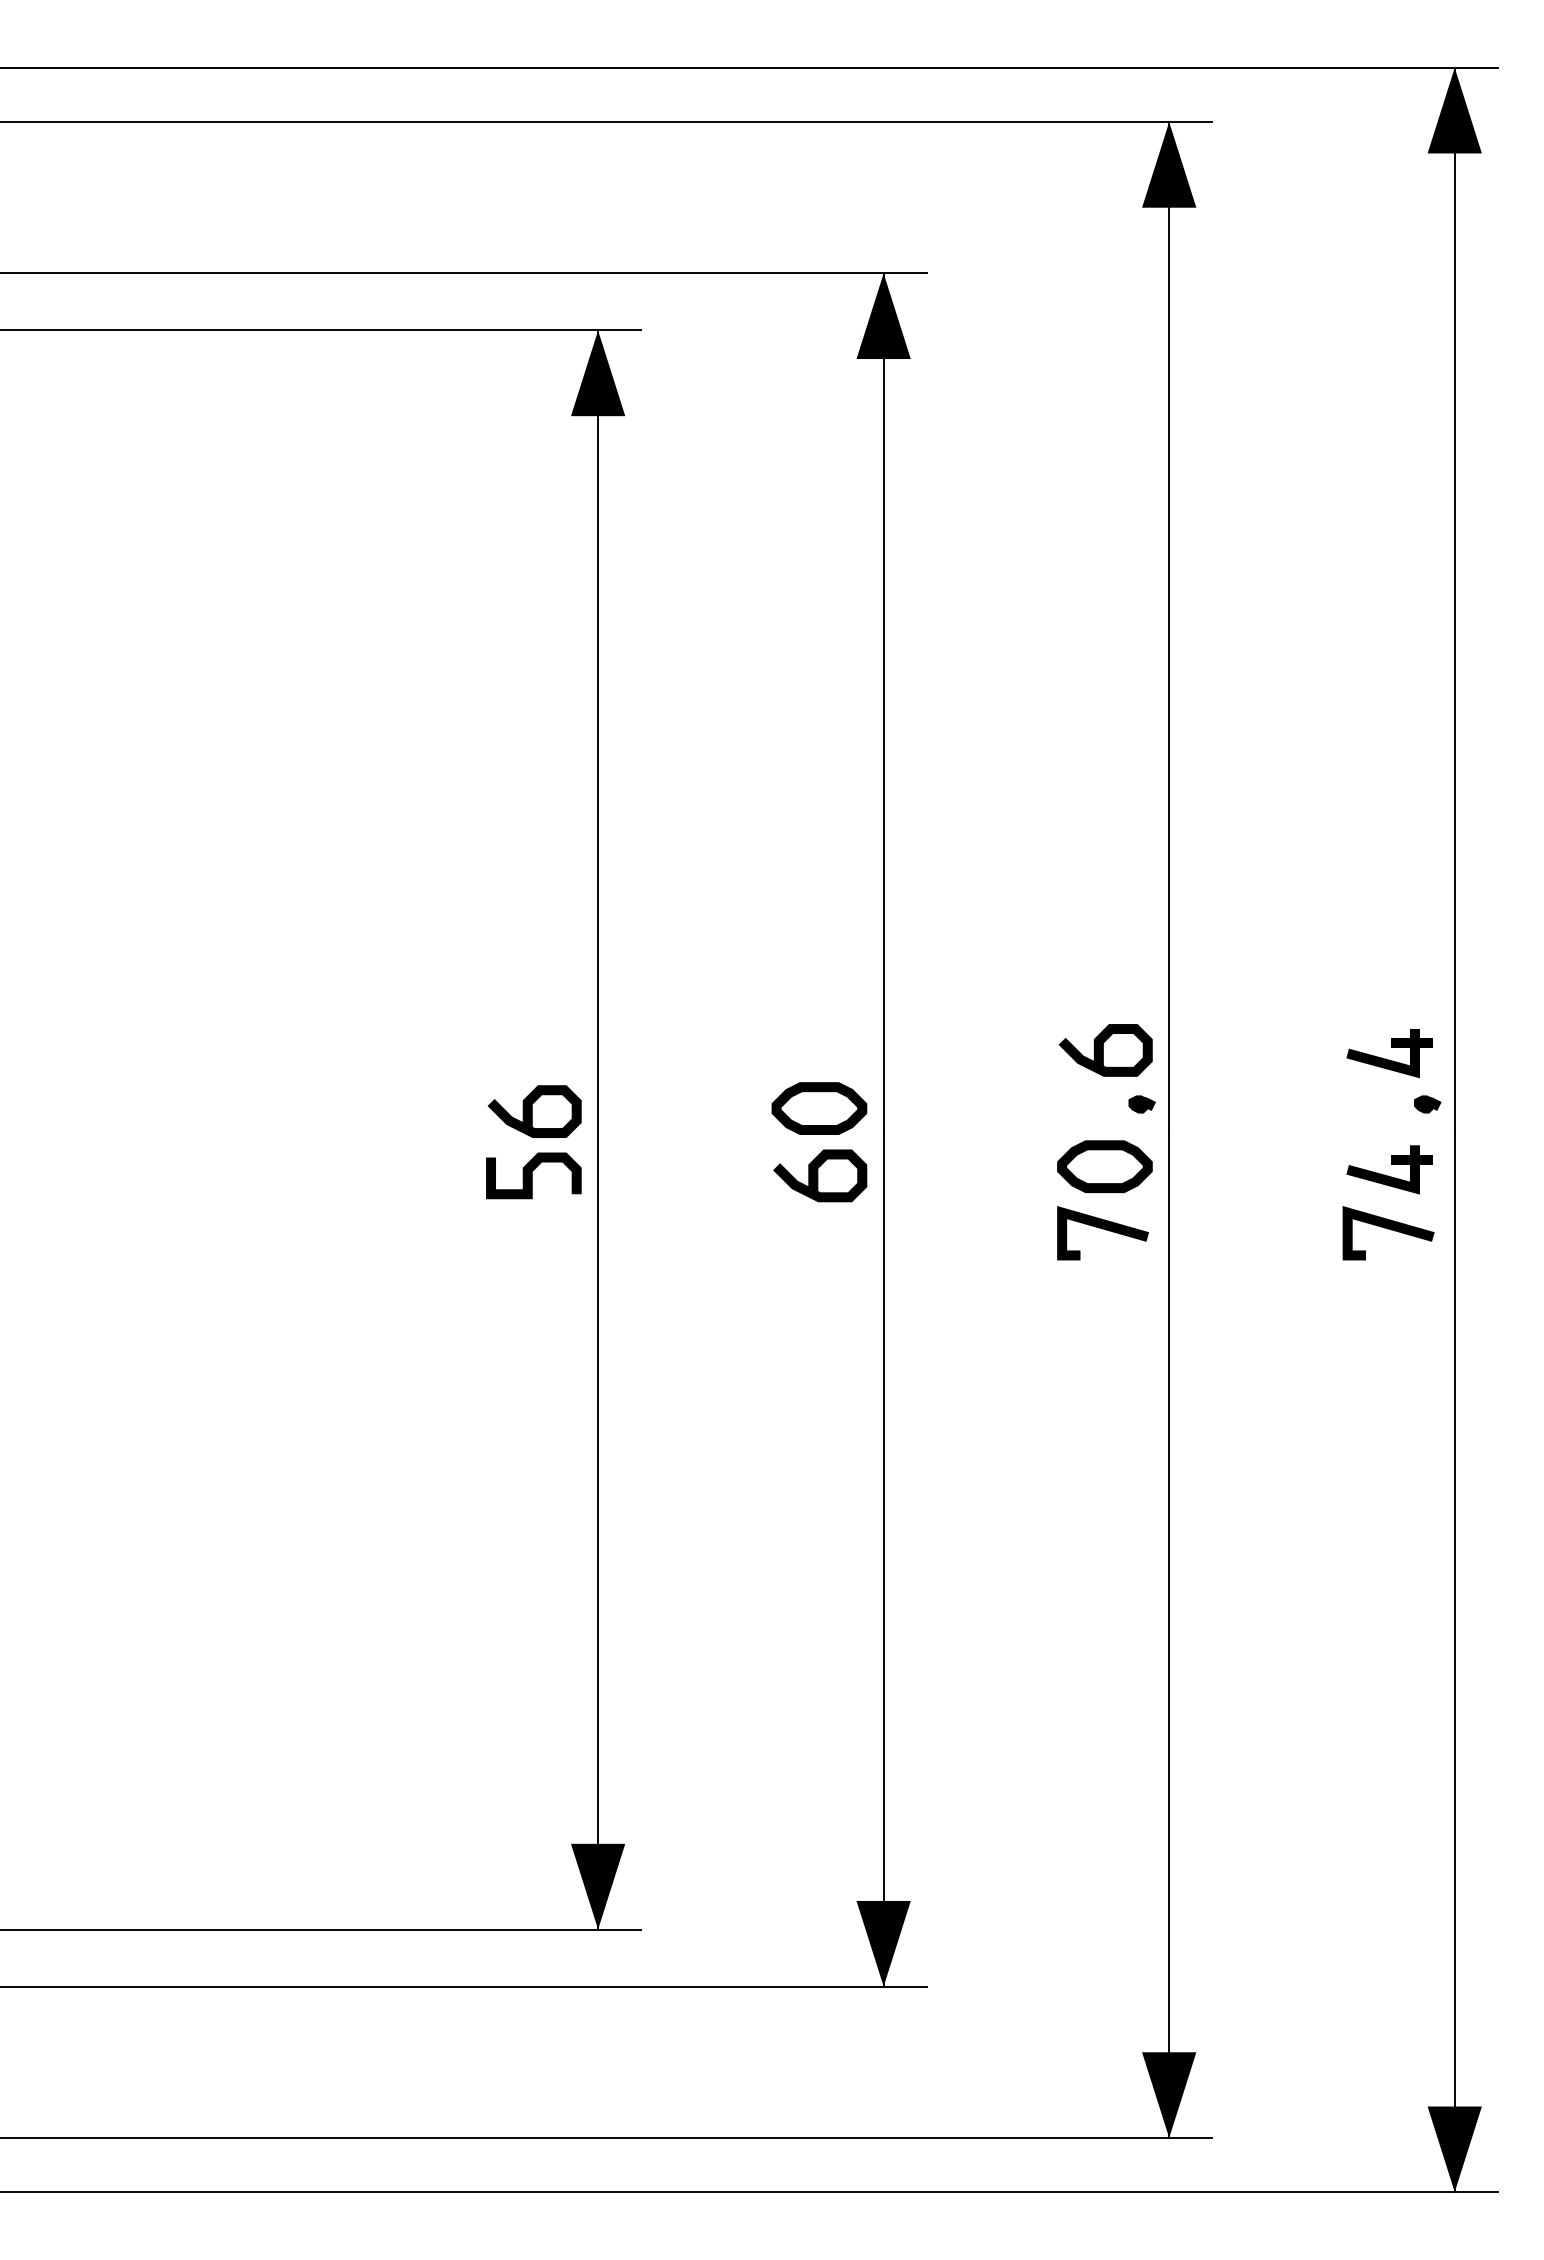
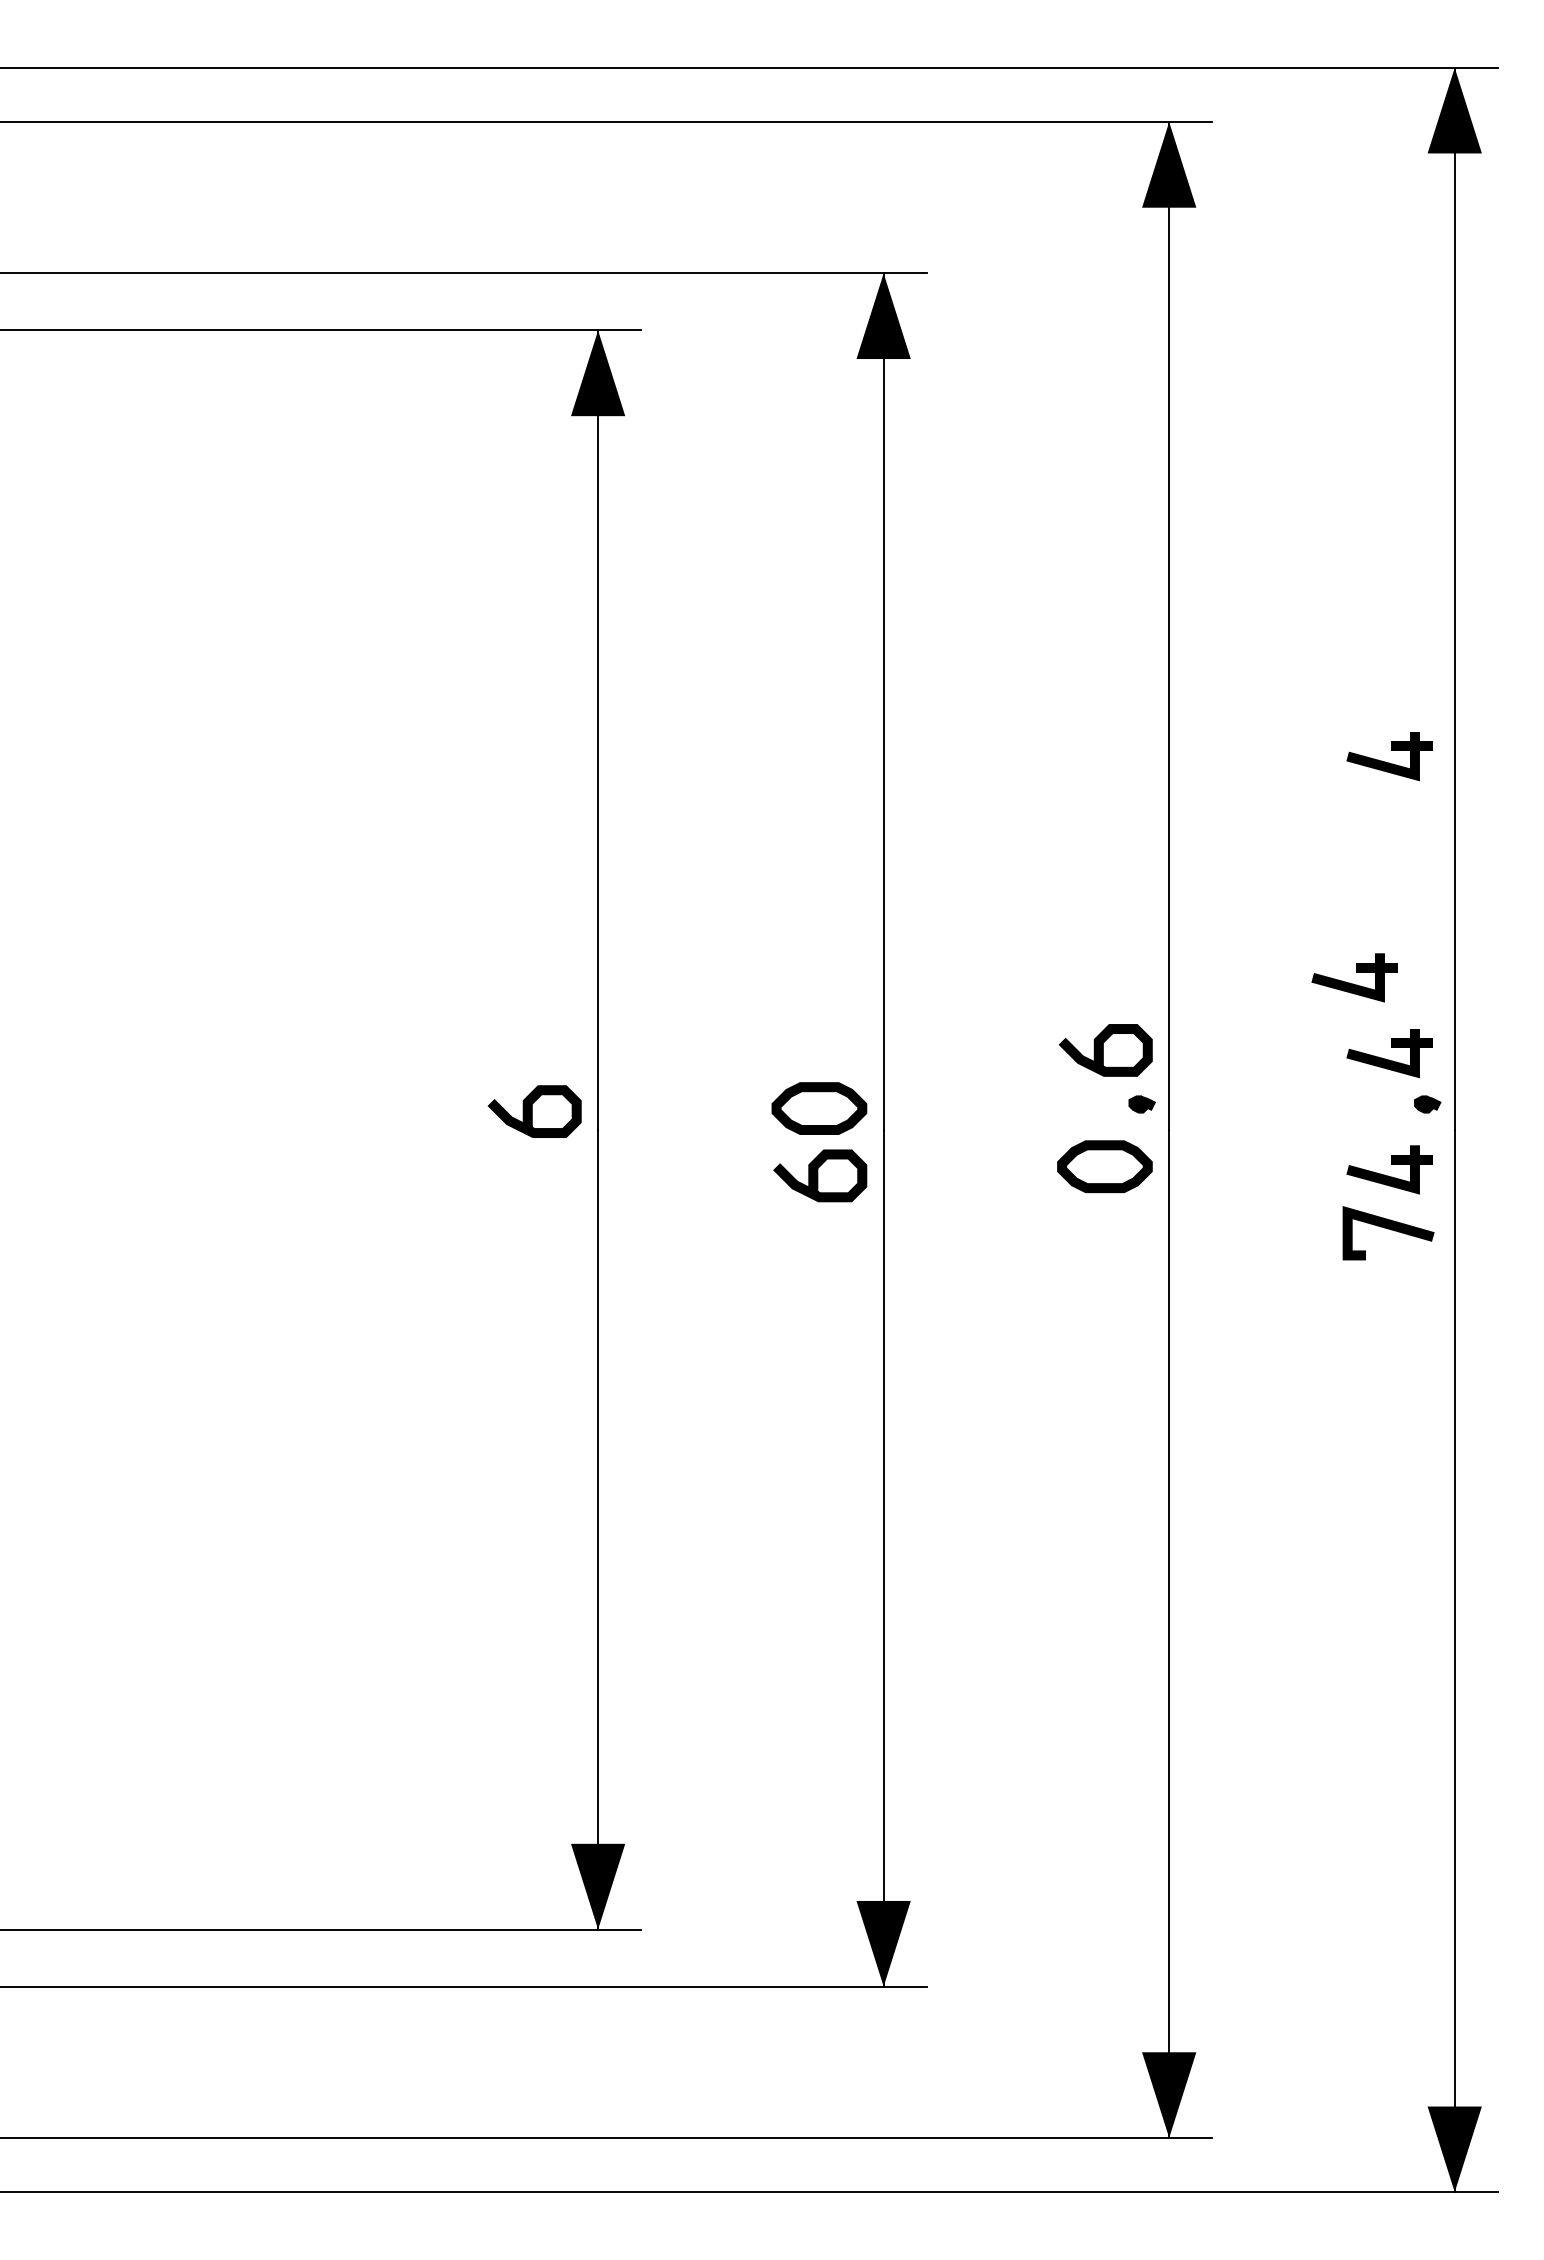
part: none -> present (1389, 756)
part: none -> present (1354, 977)
curve: present -> none (532, 1175)
line: present -> none (1102, 1229)
